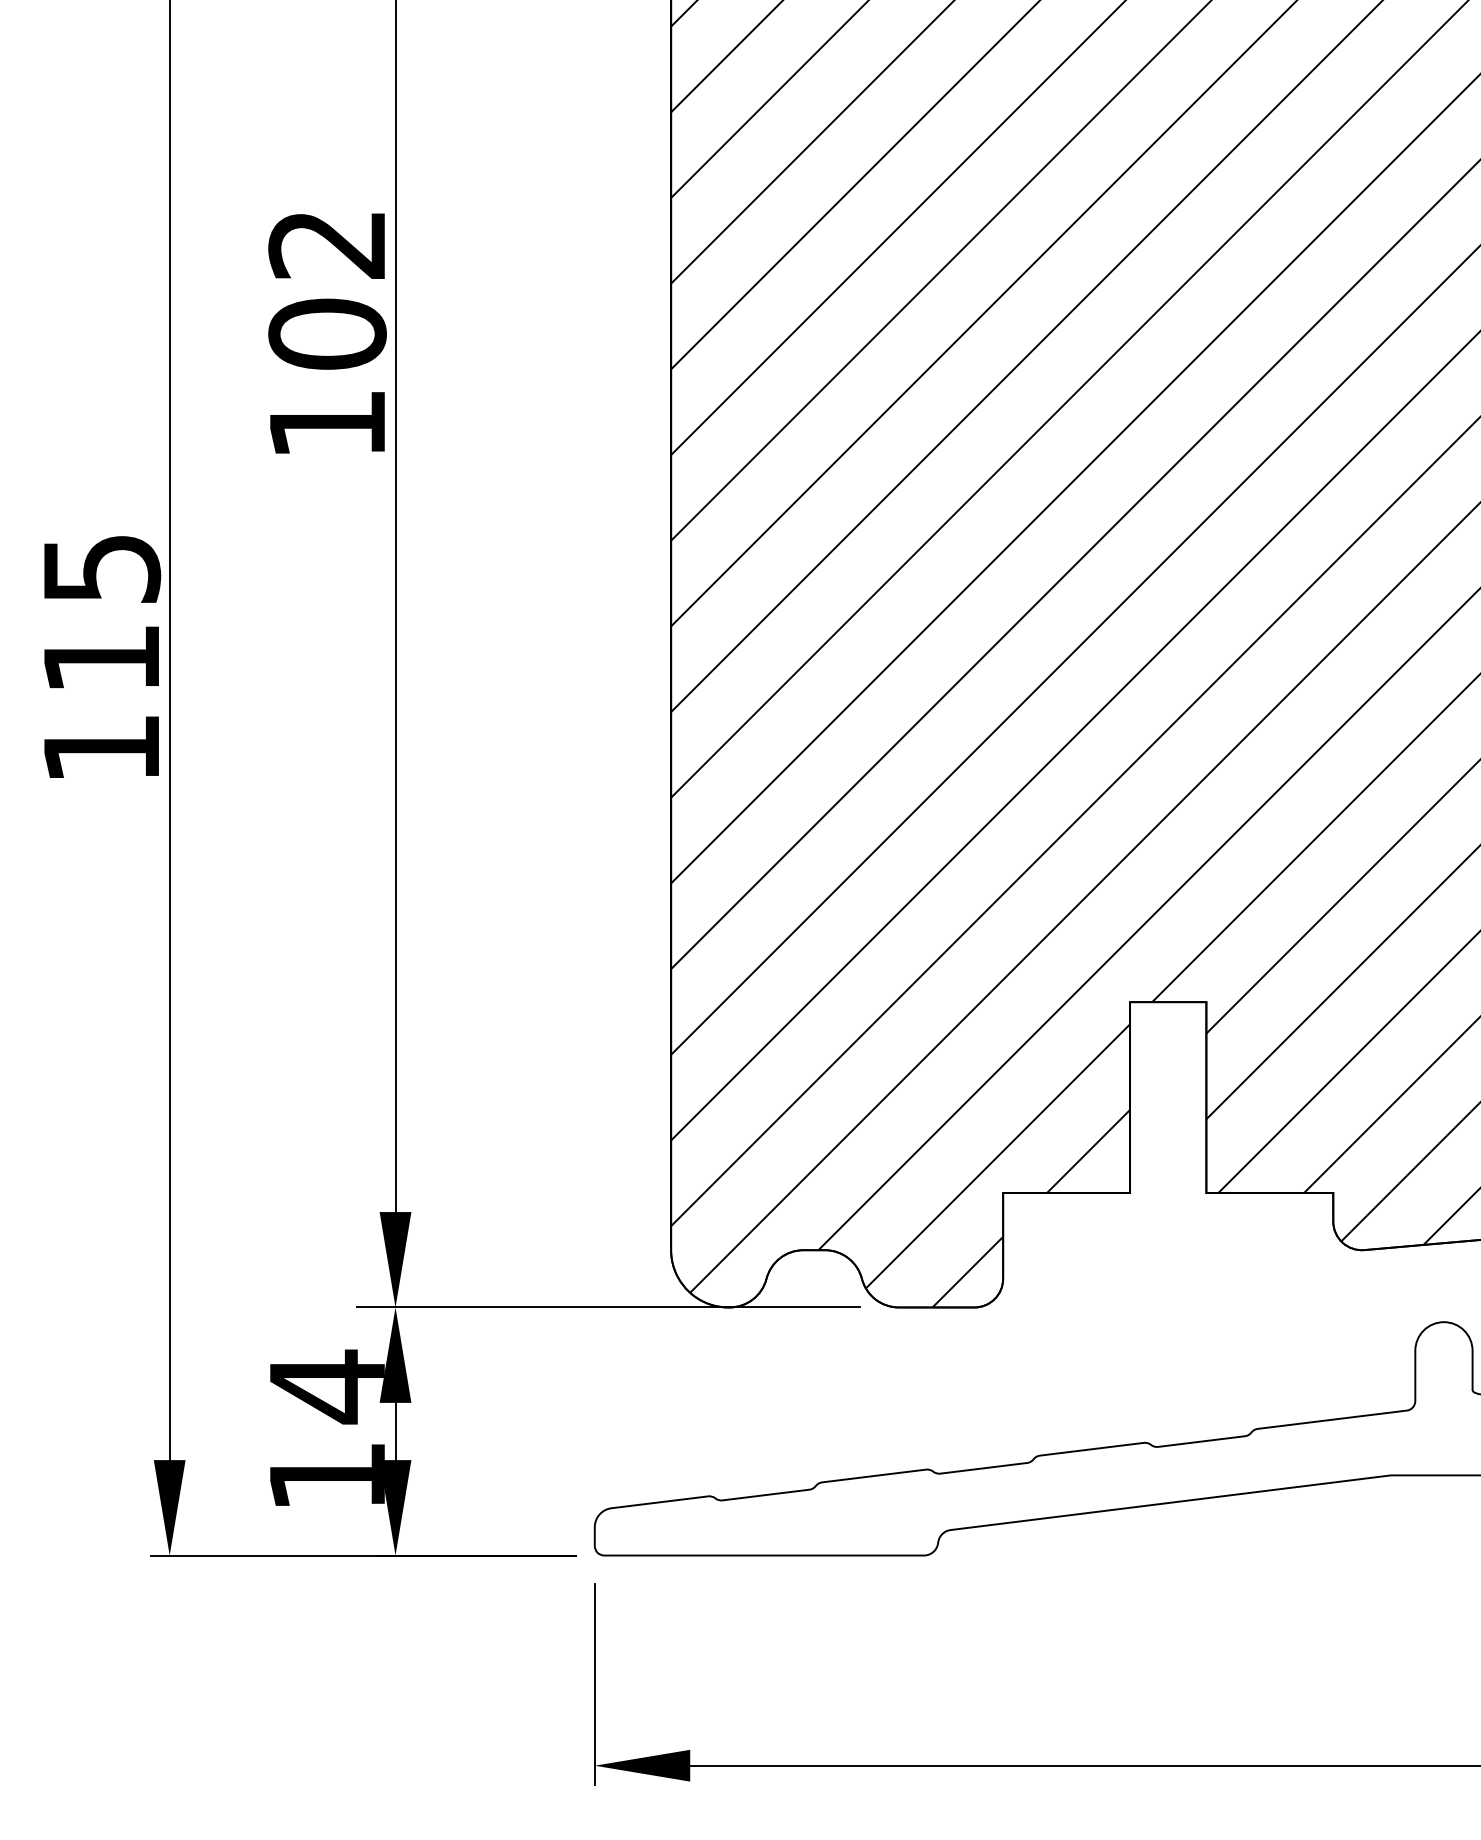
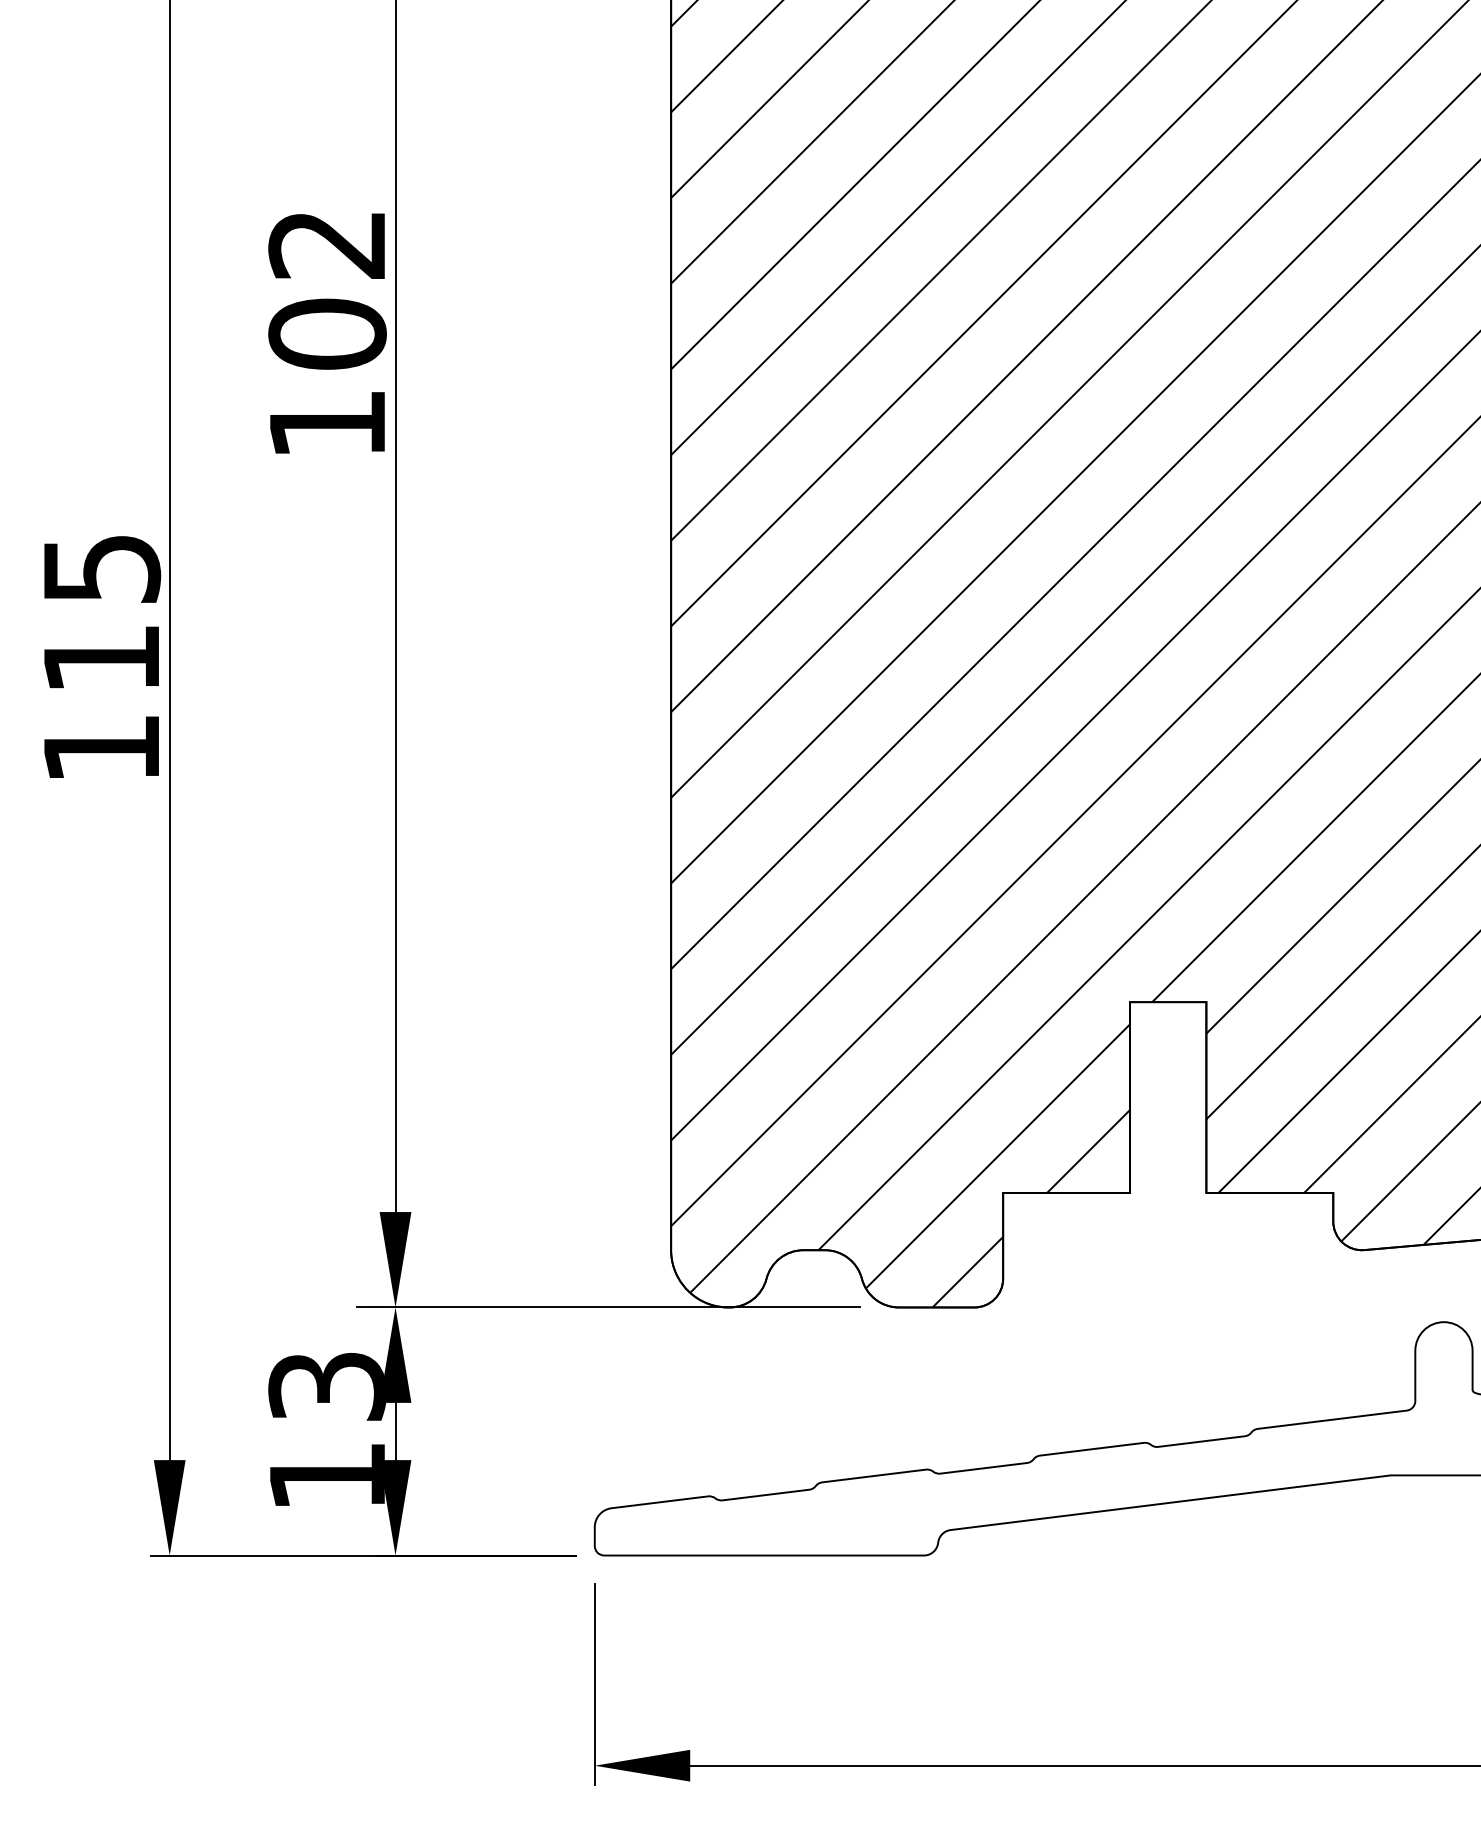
text: 14 -> 13 (327, 1386)
